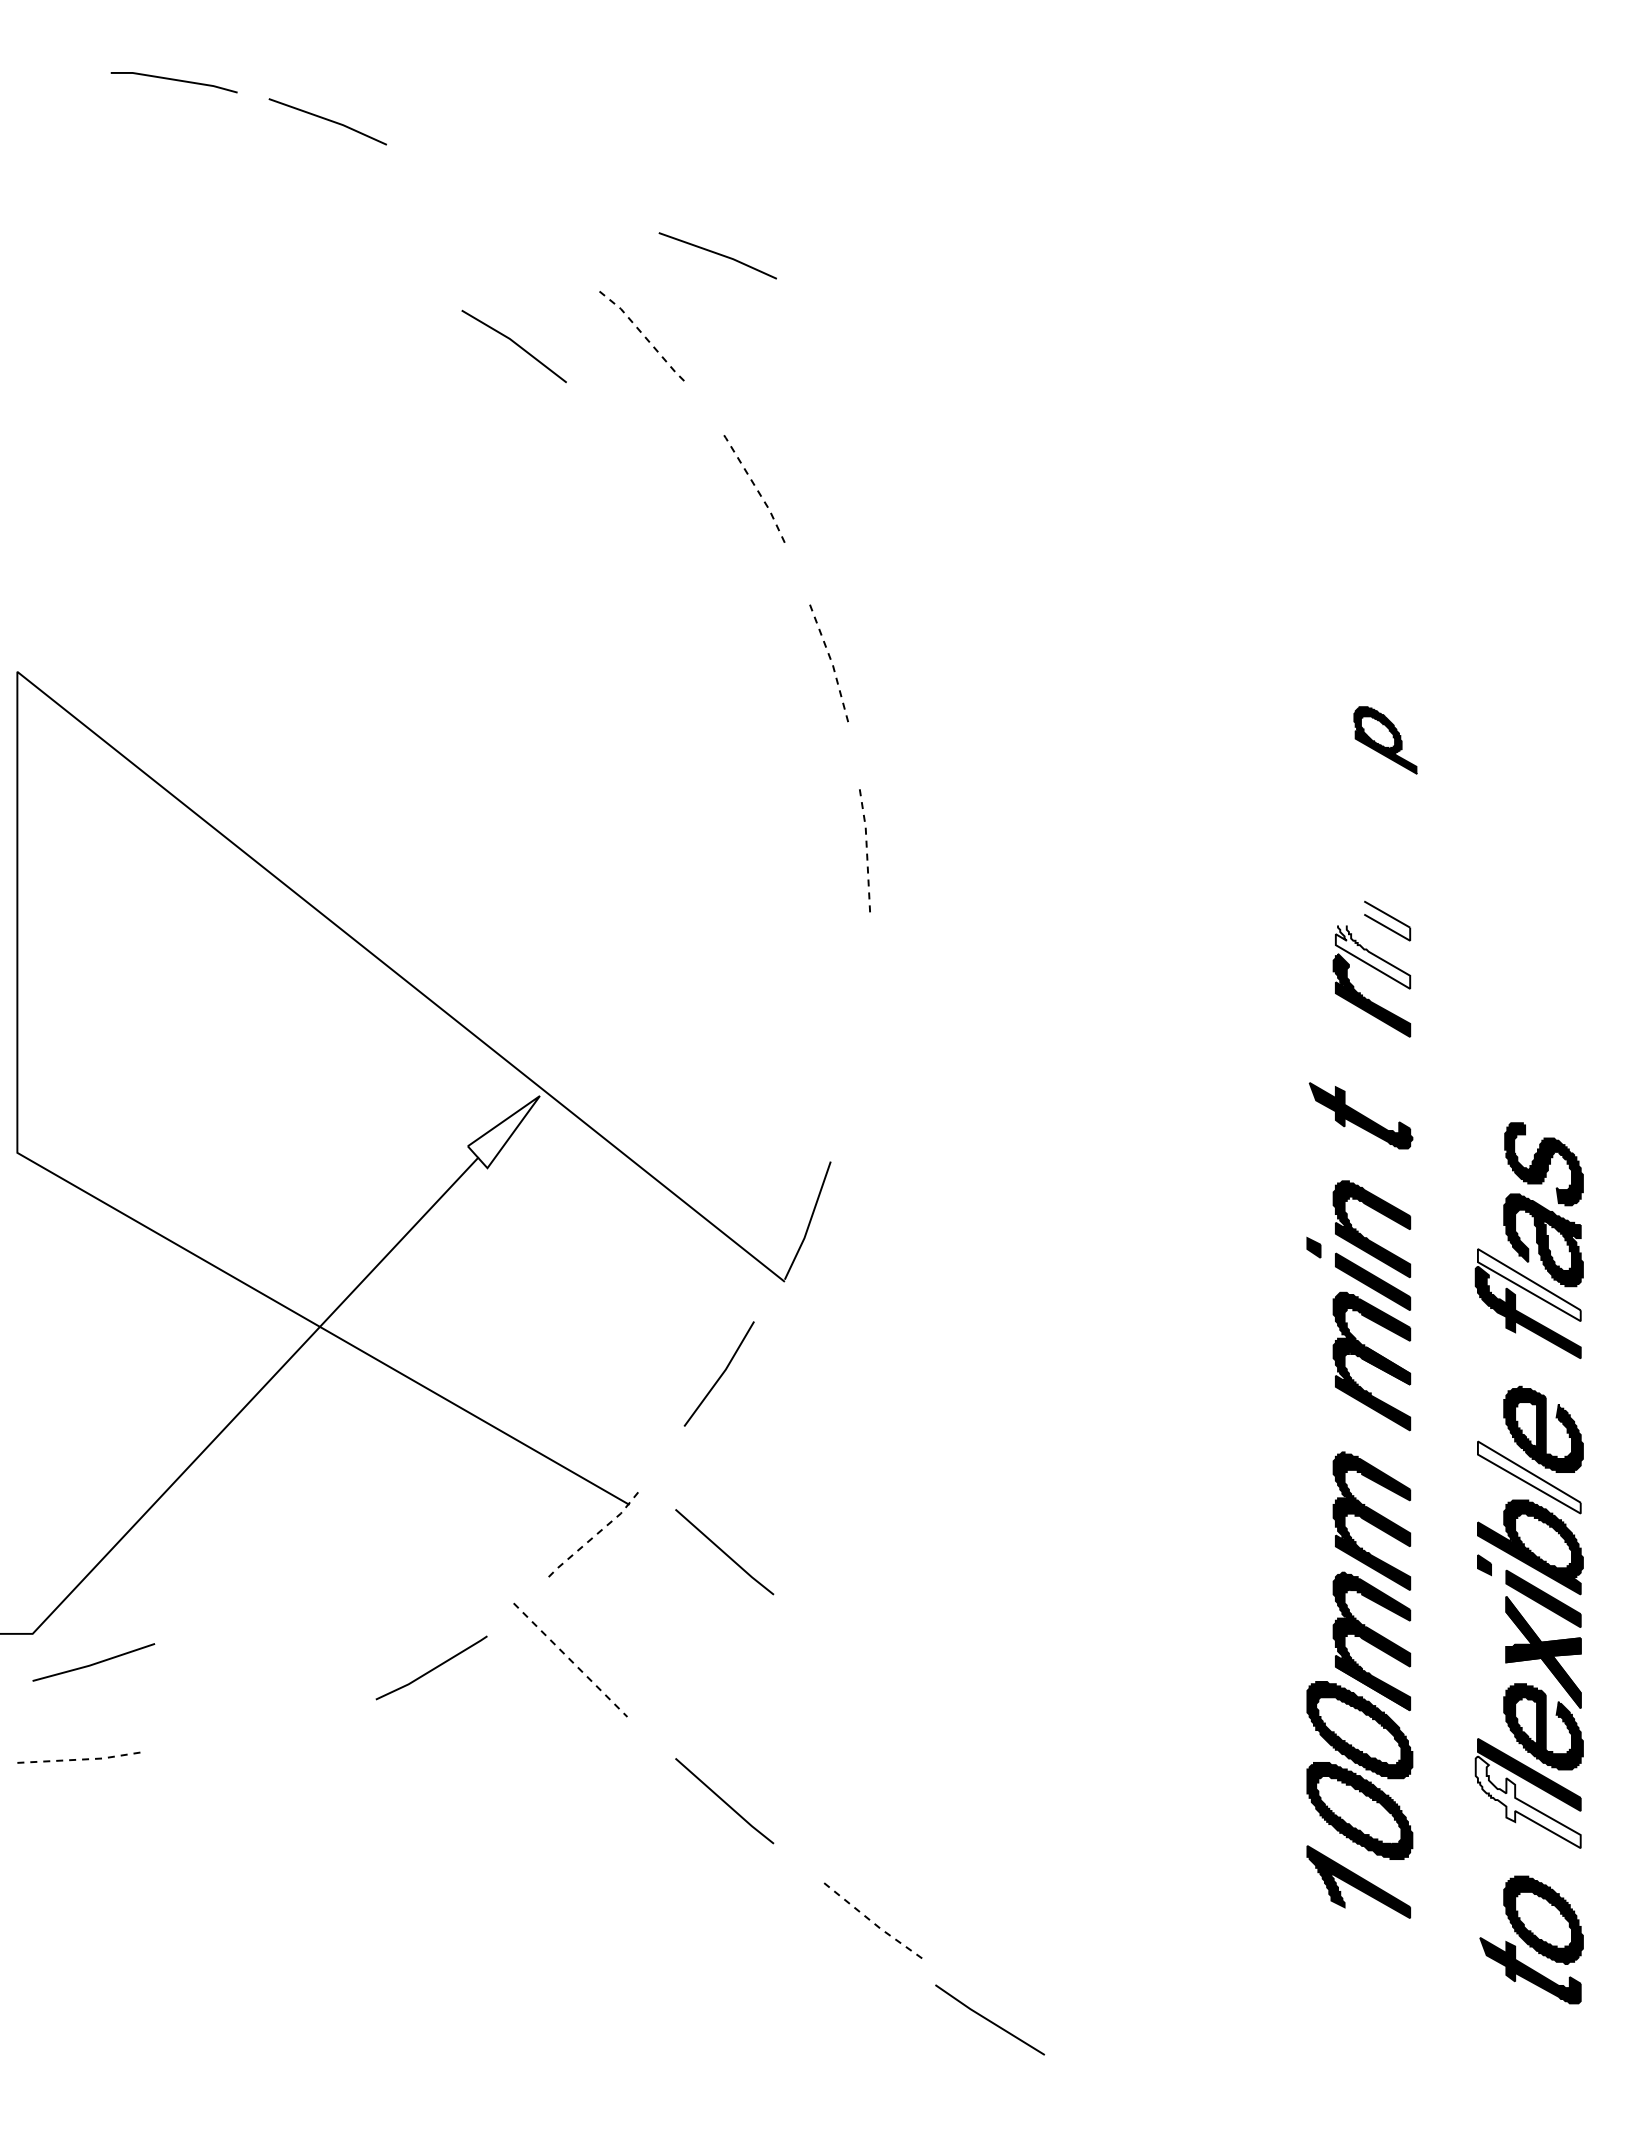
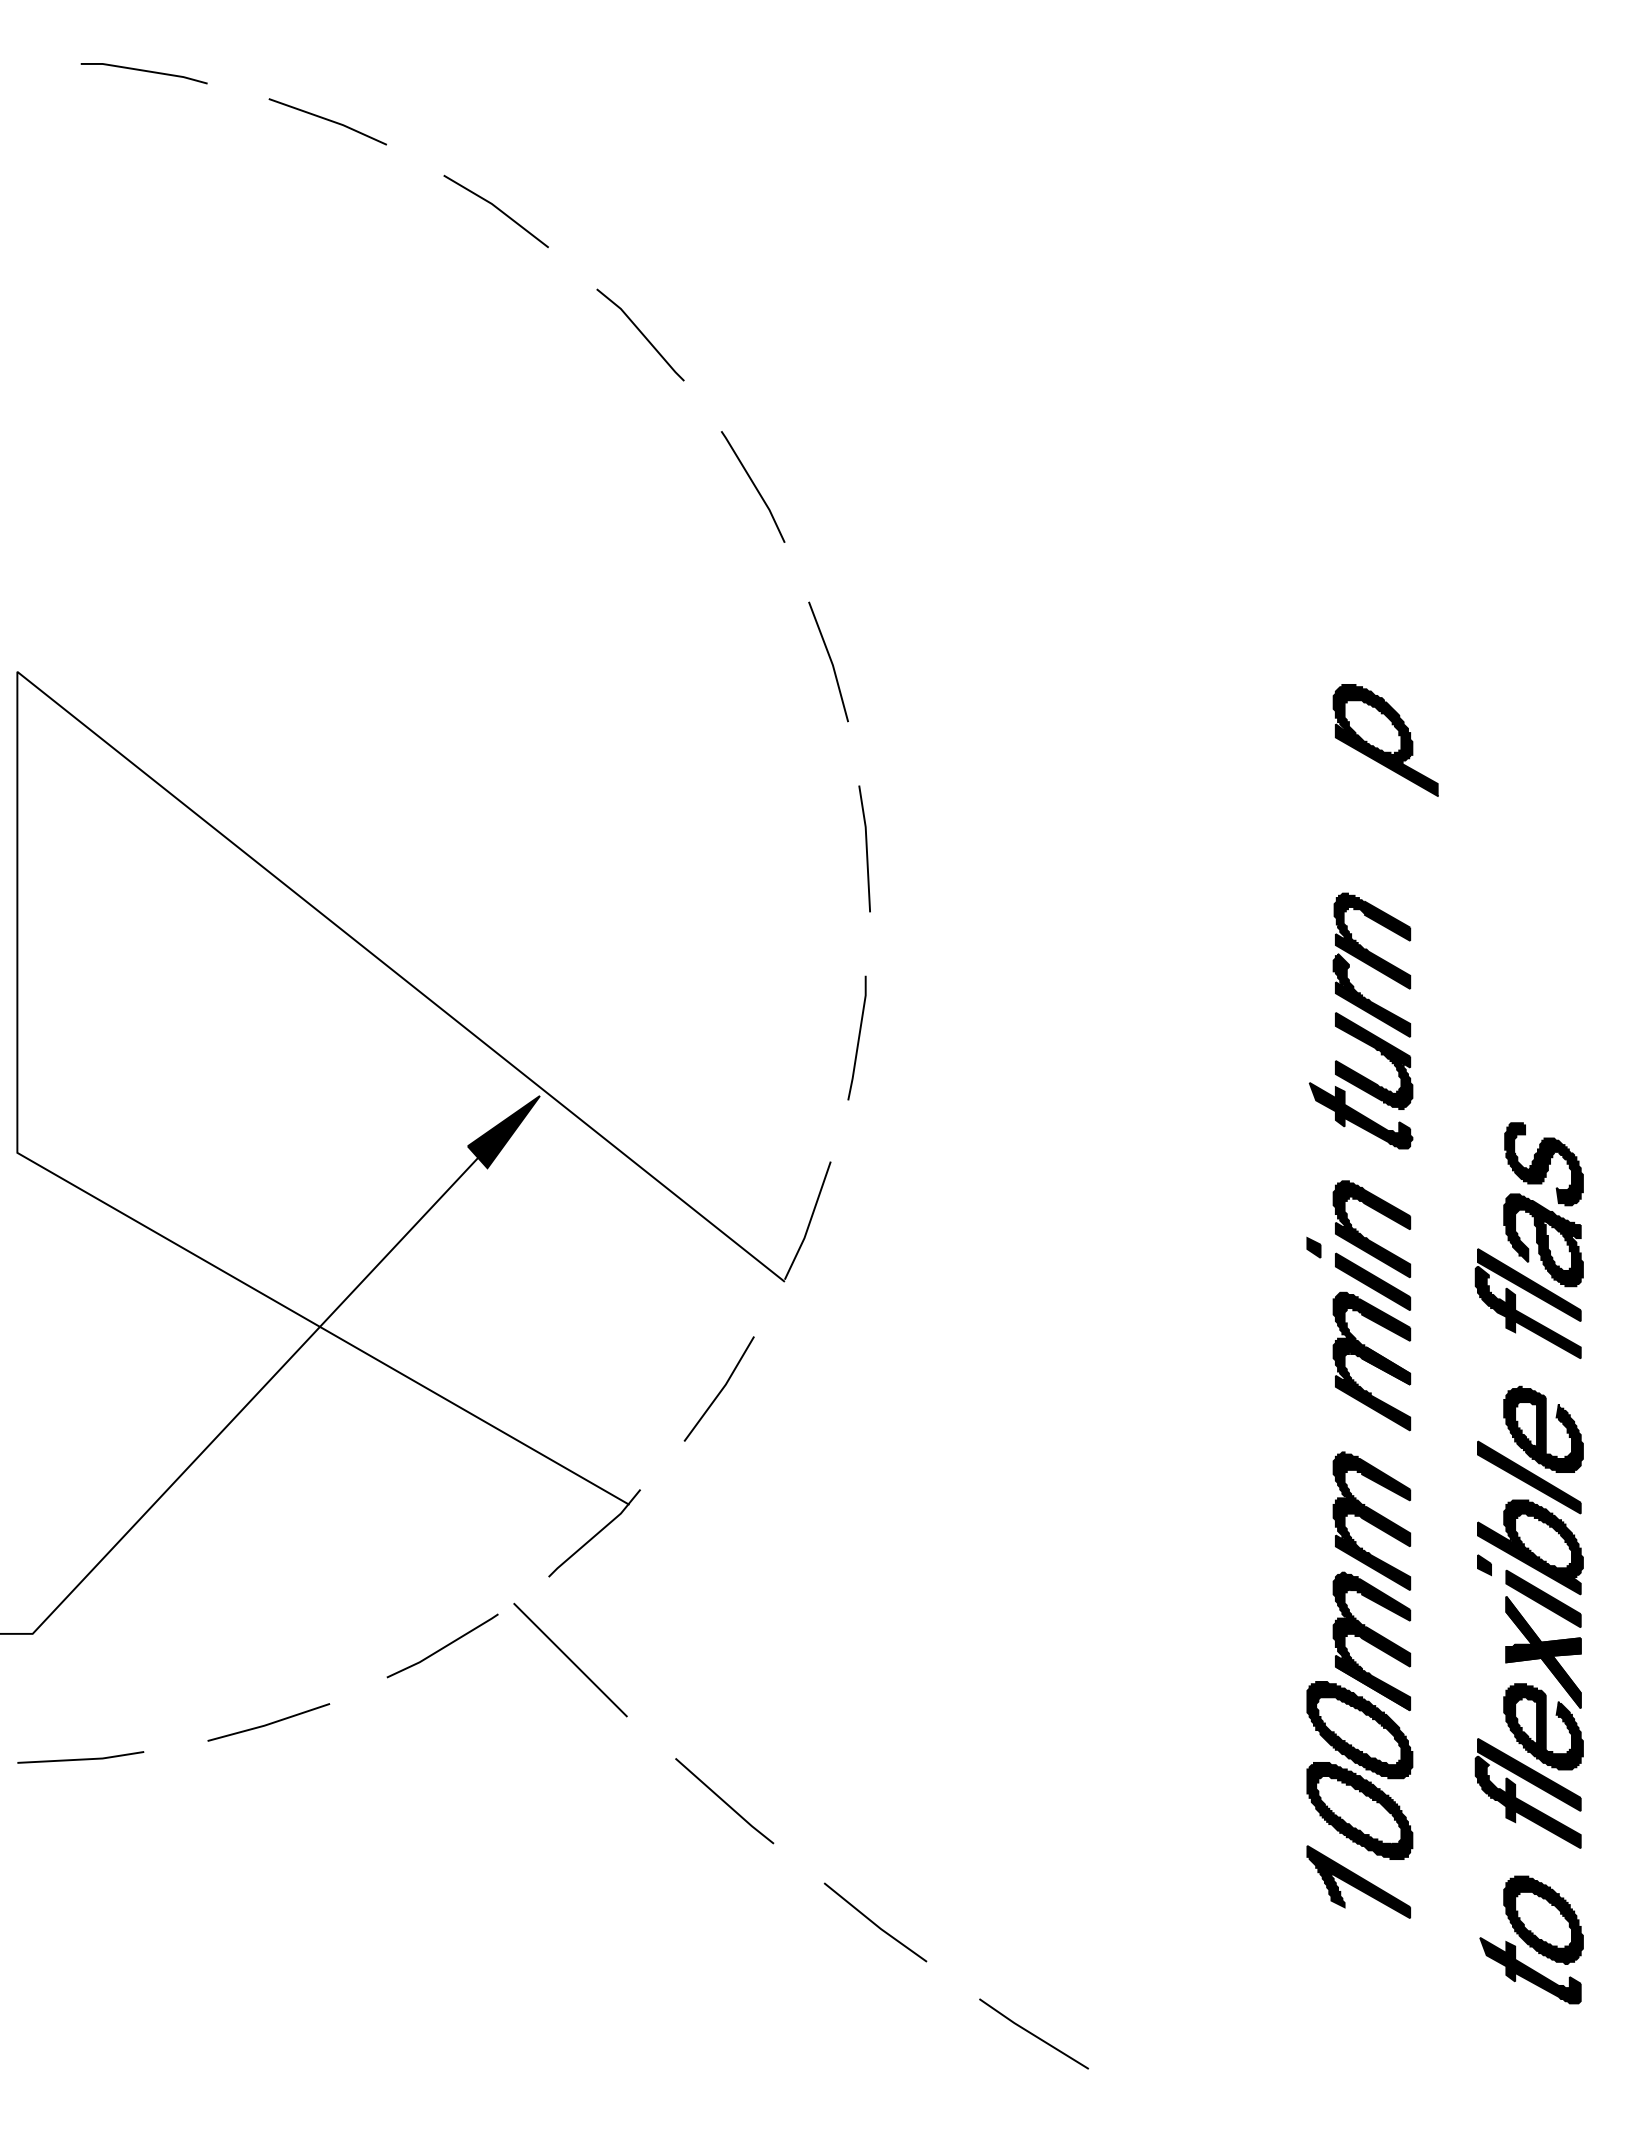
line position: (173, 80) -> (143, 71) (143, 71)
line: present -> none (717, 254)
line: dashed -> solid (641, 333)
line position: (514, 343) -> (496, 208) (496, 208)
line: dashed -> solid (755, 486)
line: dashed -> solid (831, 661)
part size: 65x69 px -> 107x113 px (1385, 740)
line: dashed -> solid (866, 847)
fill: none -> present (1371, 940)
line: none -> present (858, 1037)
part: none -> present (1380, 1054)
fill: none -> present (503, 1131)
fill: none -> present (1528, 1285)
line position: (720, 1375) -> (720, 1390) (720, 1390)
fill: none -> present (1528, 1477)
line: dashed -> solid (596, 1534)
line: present -> none (724, 1552)
line: dashed -> solid (570, 1660)
line position: (93, 1663) -> (268, 1723) (268, 1723)
line position: (432, 1668) -> (443, 1646) (443, 1646)
line: dashed -> solid (81, 1759)
fill: none -> present (1527, 1802)
line: dashed -> solid (874, 1924)
line position: (989, 2019) -> (1033, 2033) (1033, 2033)
